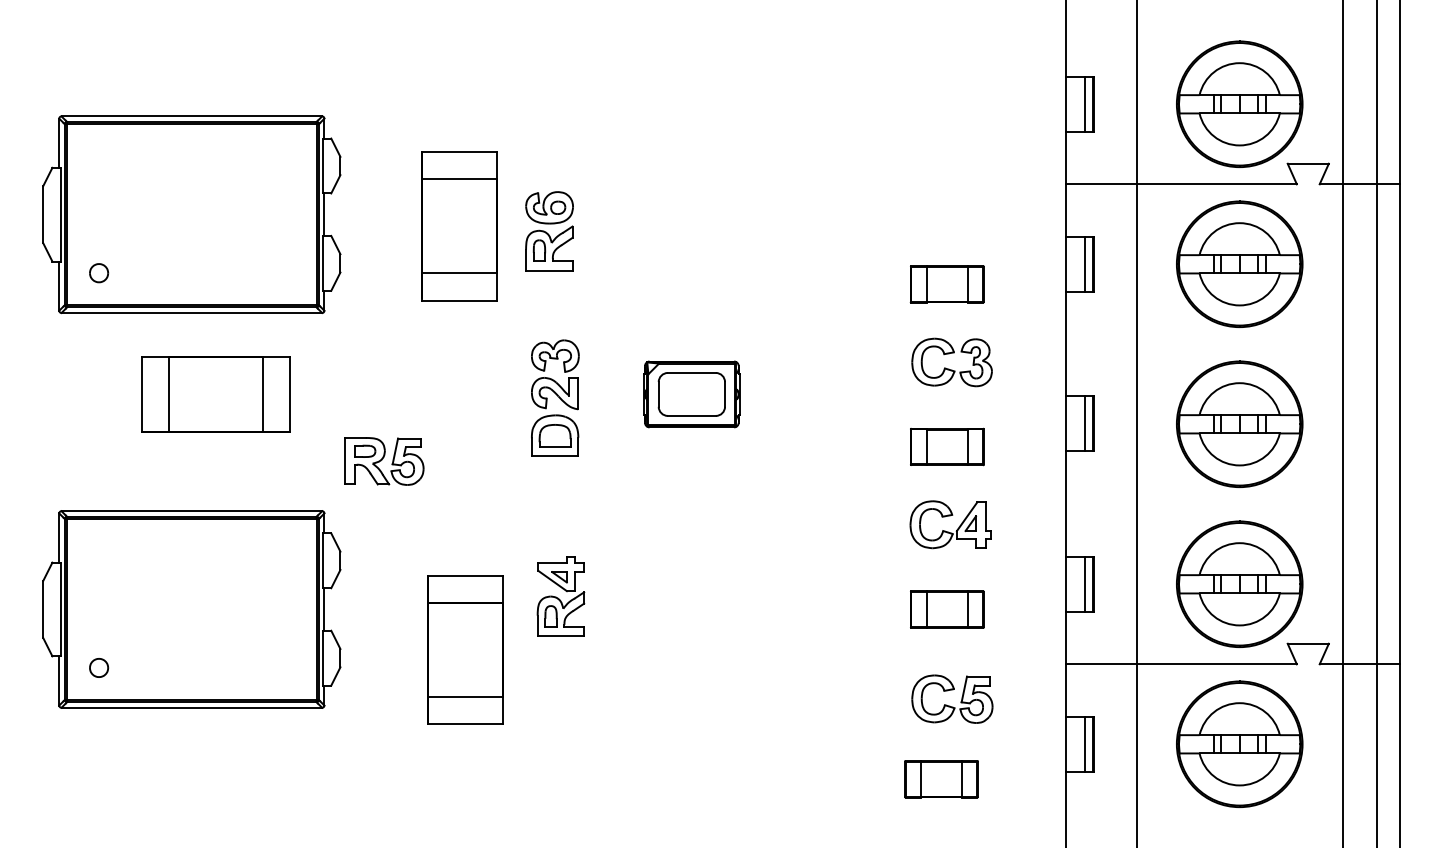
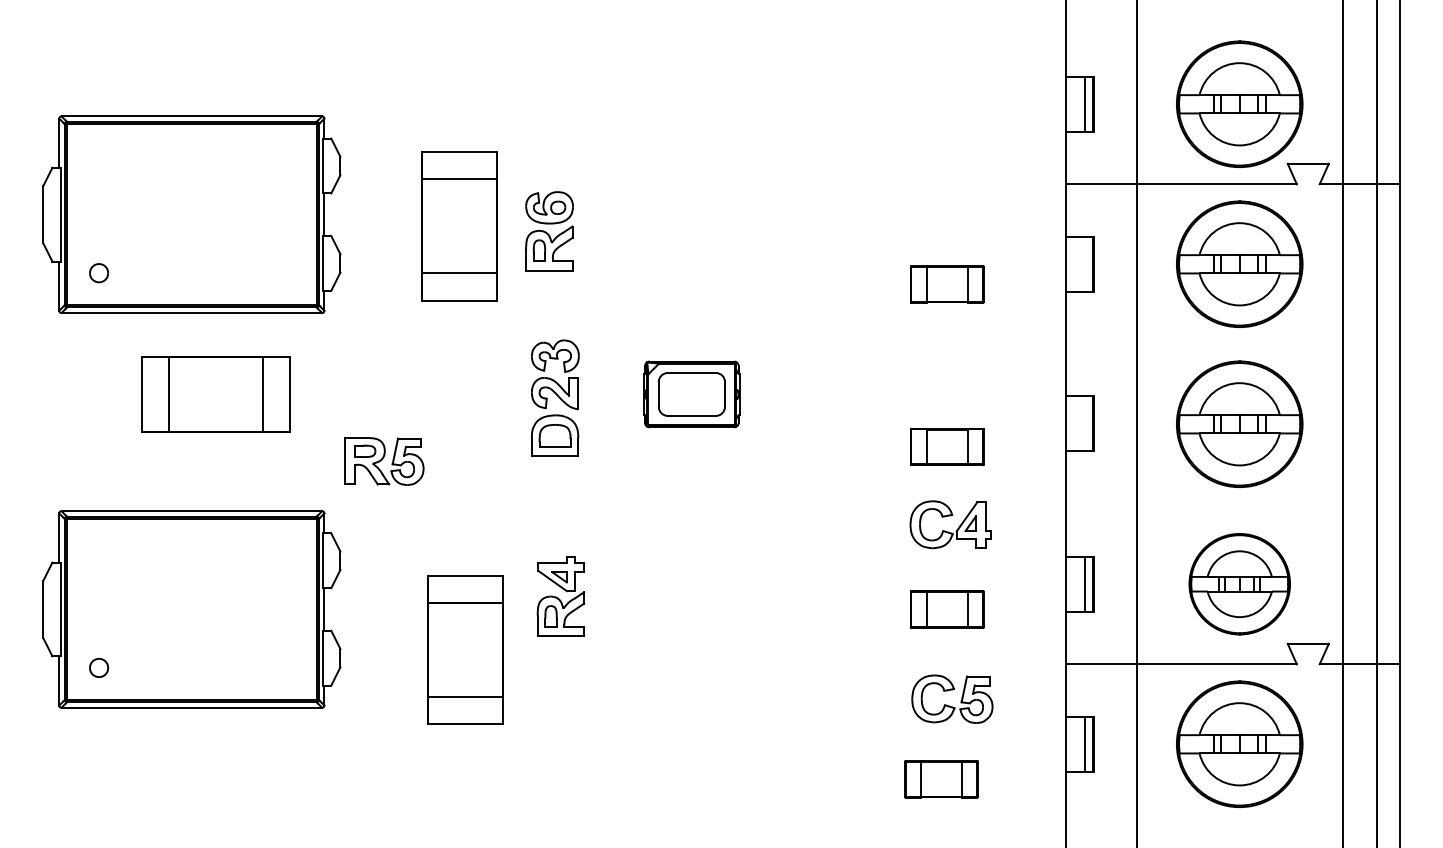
line: present -> none (1085, 263)
part: present -> none (949, 368)
line: present -> none (1085, 422)
part size: 128x128 px -> 103x103 px (1239, 584)
